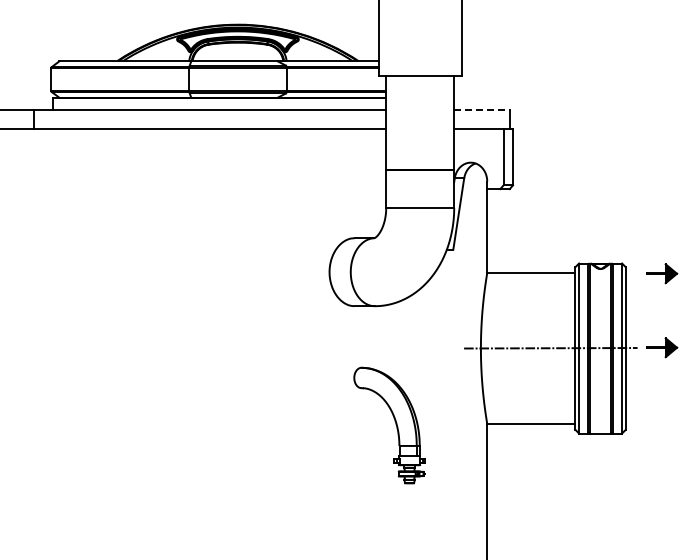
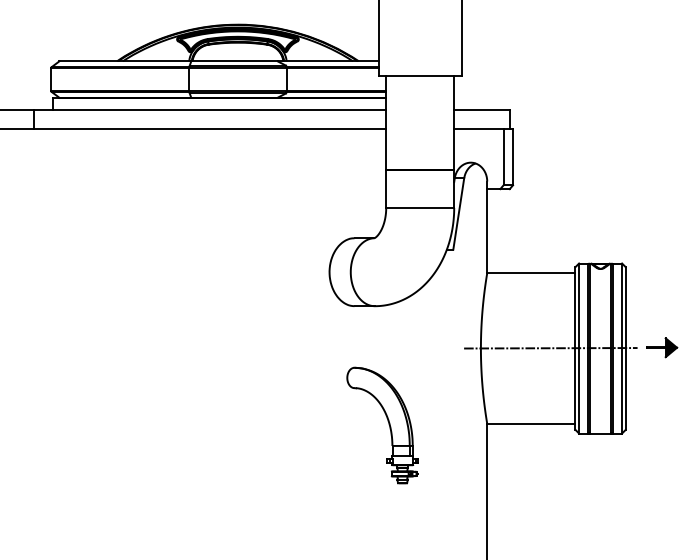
line: dashed -> solid (482, 109)
part: present -> none (662, 273)
part position: (395, 424) -> (388, 424) (388, 424)
